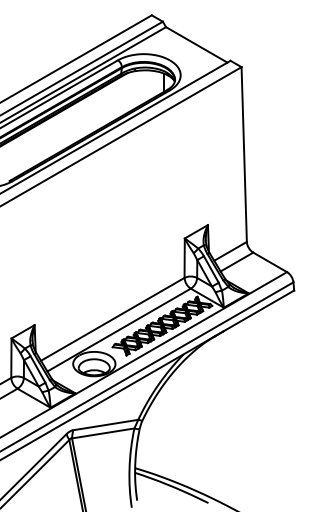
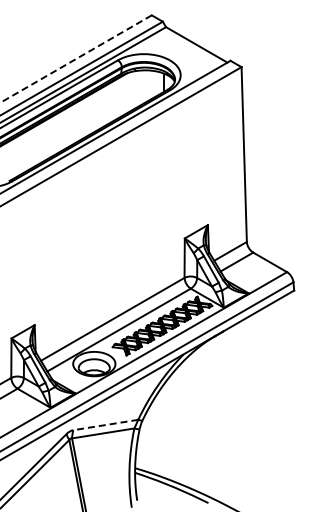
line: solid -> dashed (75, 59)
line: solid -> dashed (105, 425)
